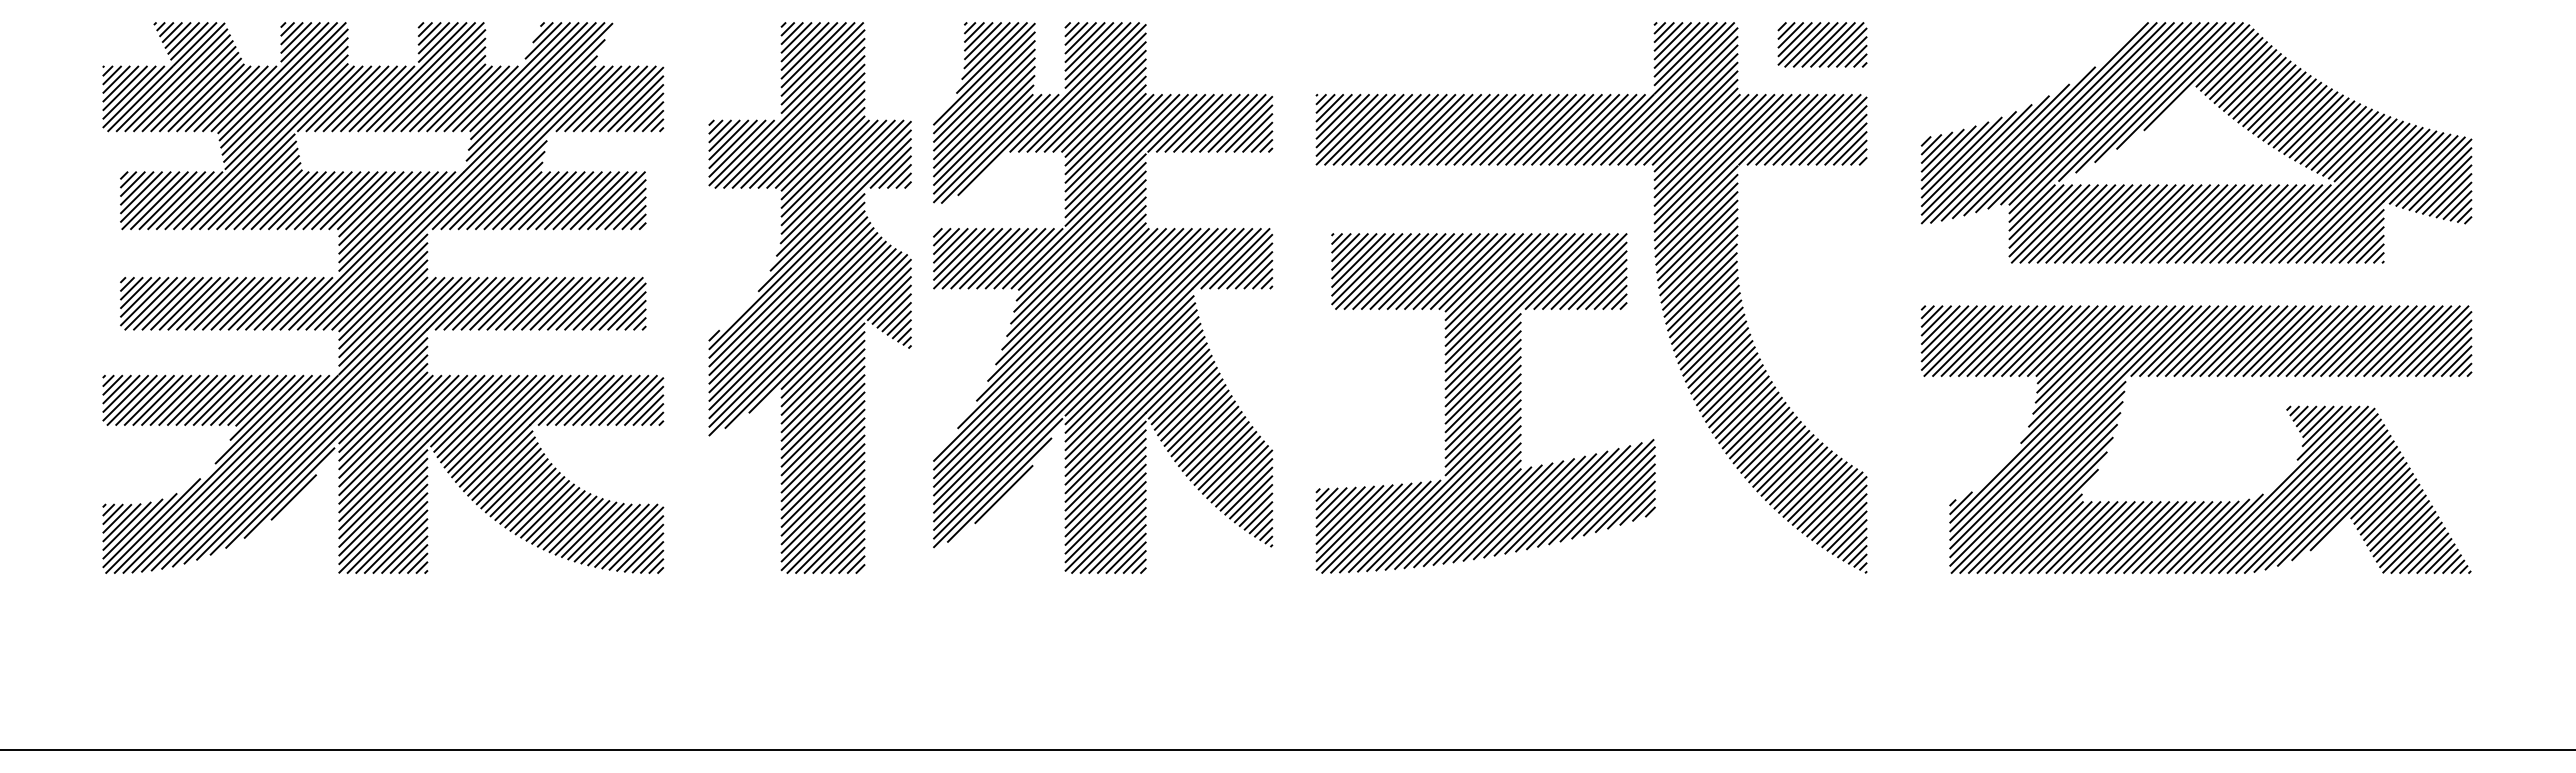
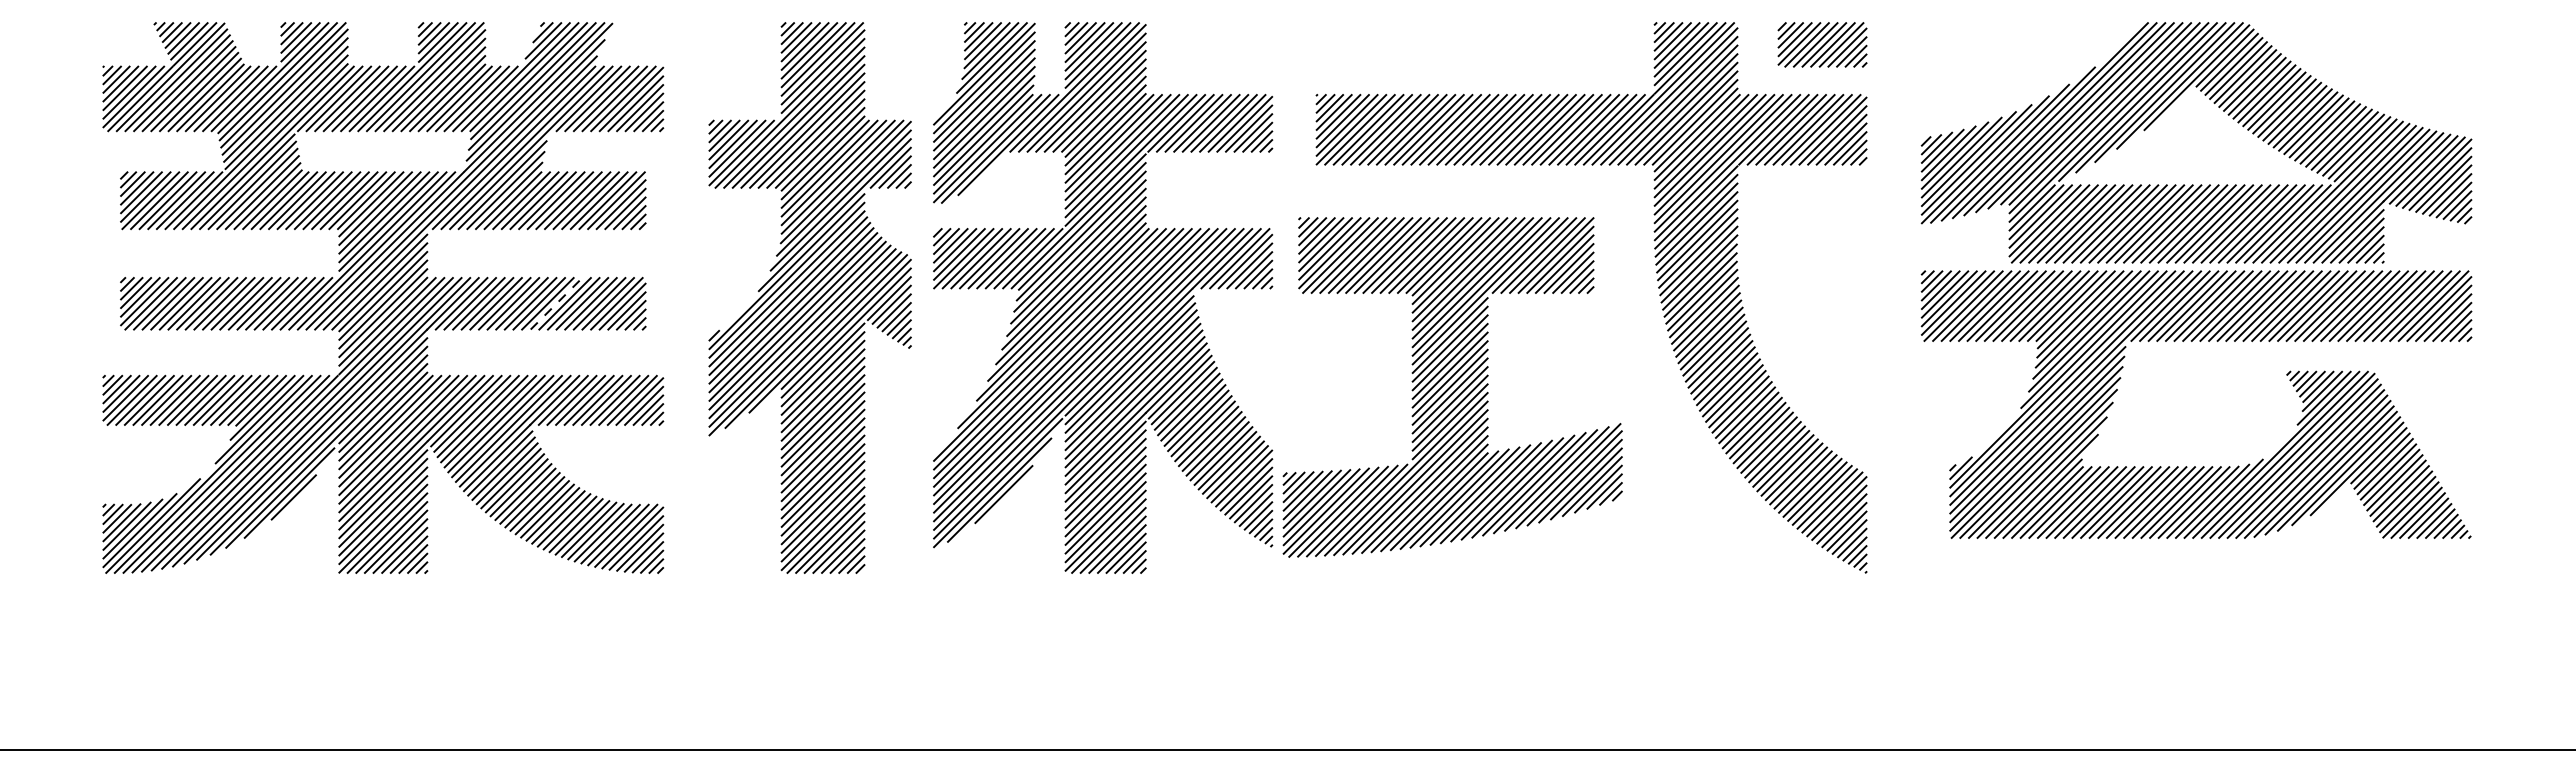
line: solid -> dashed (556, 303)
part position: (1485, 403) -> (1452, 387) (1452, 387)
part position: (2195, 501) -> (2195, 466) (2195, 466)
